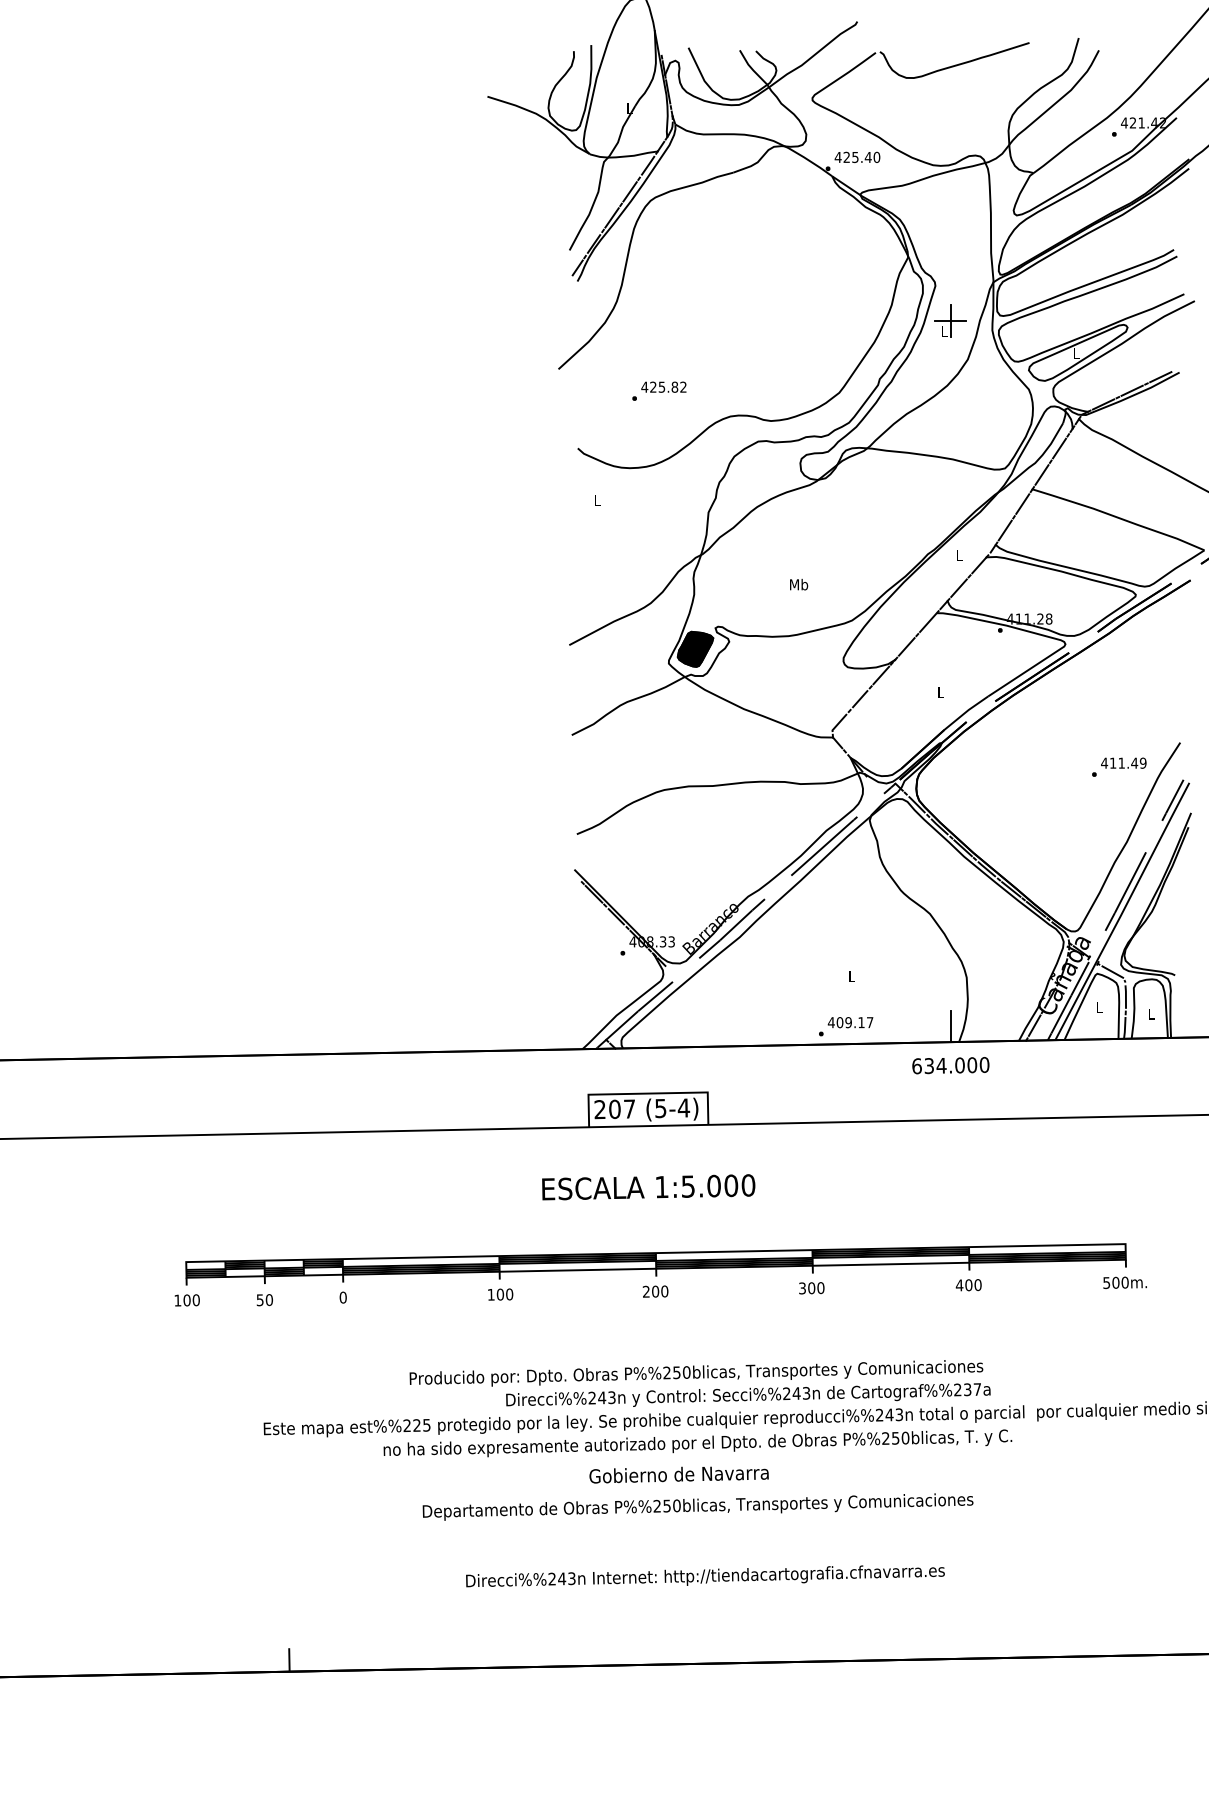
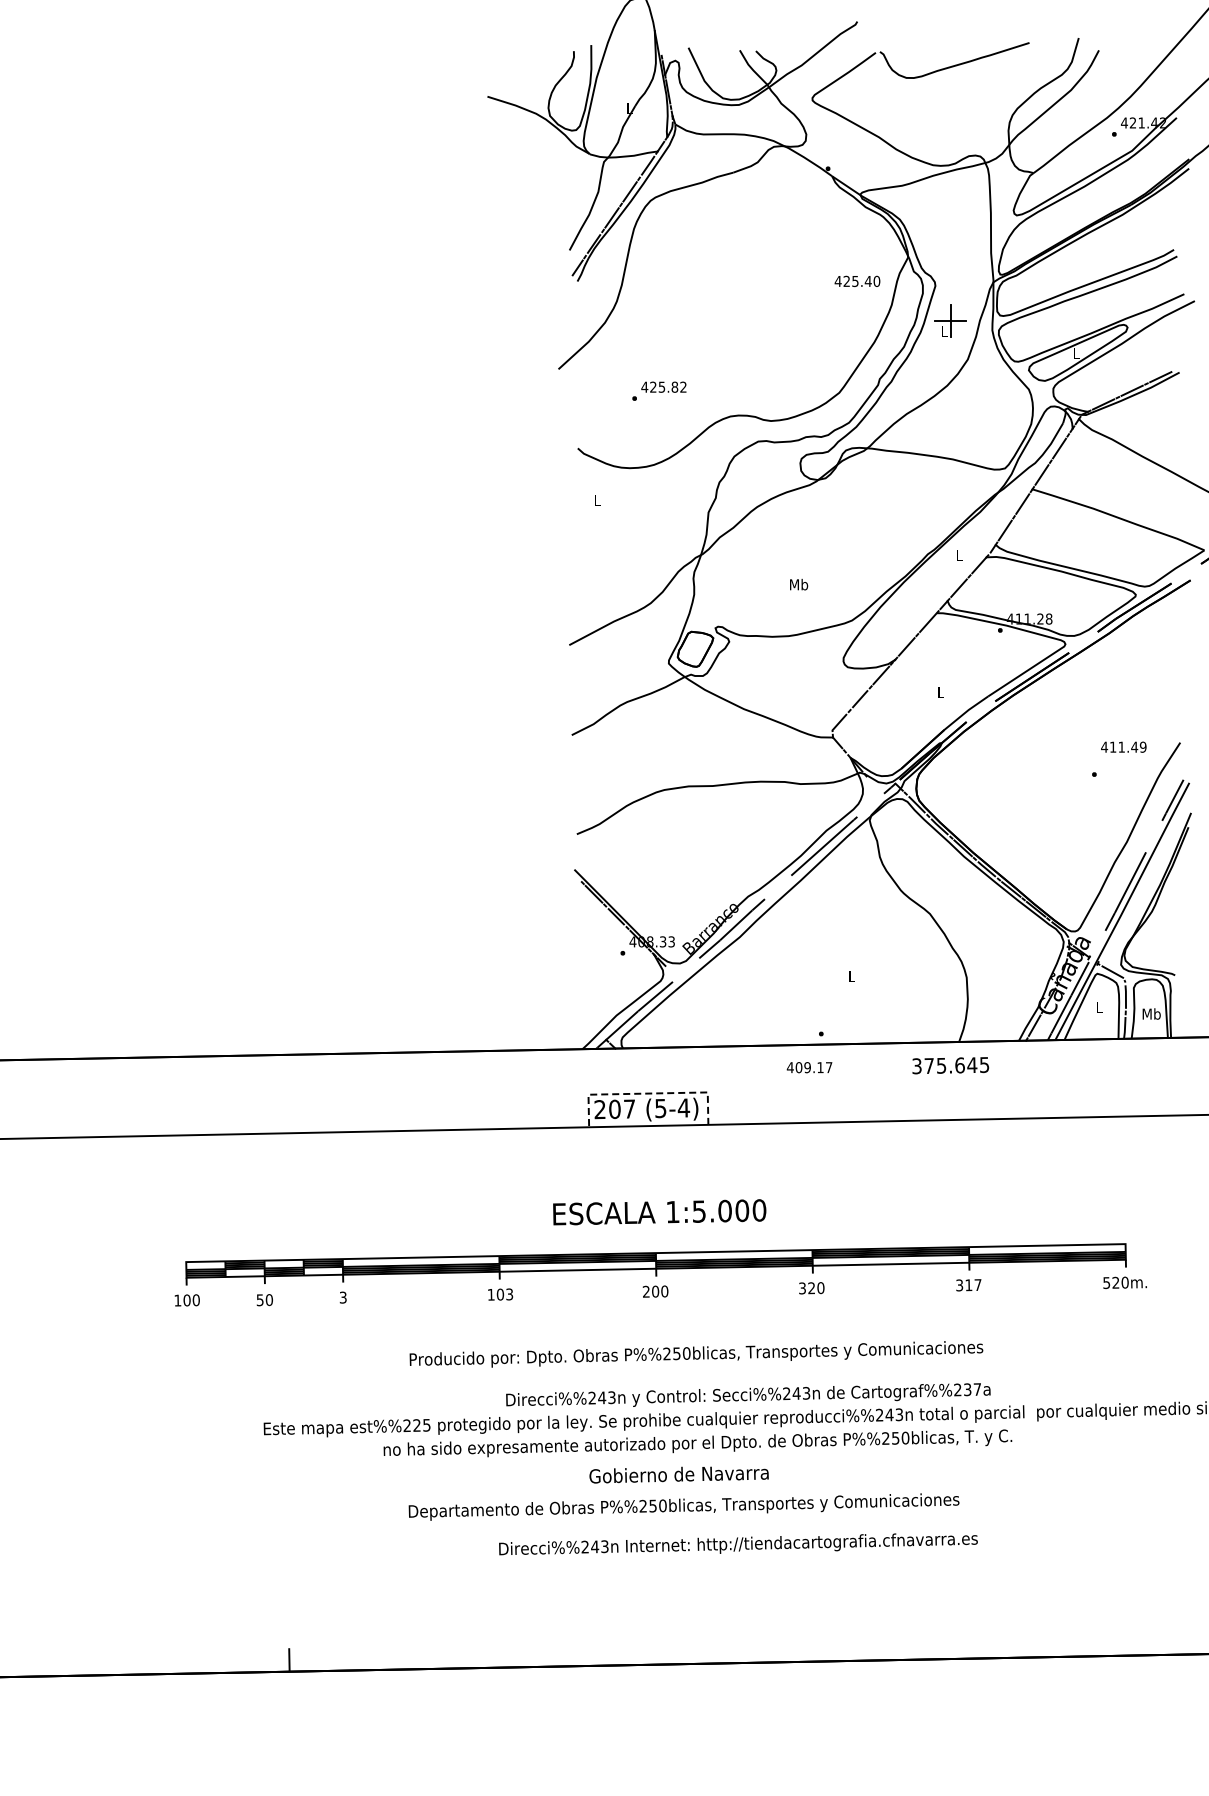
text position: (857, 156) -> (857, 280) (857, 280)
fill: present -> none (695, 648)
text position: (1123, 762) -> (1123, 746) (1123, 746)
text: L -> Mb (1151, 1013)
text position: (850, 1022) -> (809, 1067) (809, 1067)
line: present -> none (950, 1026)
text: 634.000 -> 375.645 (950, 1065)
line: solid -> dashed (648, 1093)
text position: (648, 1187) -> (659, 1212) (659, 1212)
text: 500m. -> 520m. (1115, 1282)
text: 400 -> 317 (968, 1285)
text: 300 -> 320 (811, 1288)
text: 100 -> 103 (509, 1294)
text: 0 -> 3 (342, 1297)
text position: (696, 1373) -> (696, 1354) (696, 1354)
text position: (697, 1506) -> (683, 1506) (683, 1506)
text position: (705, 1576) -> (738, 1544) (738, 1544)
